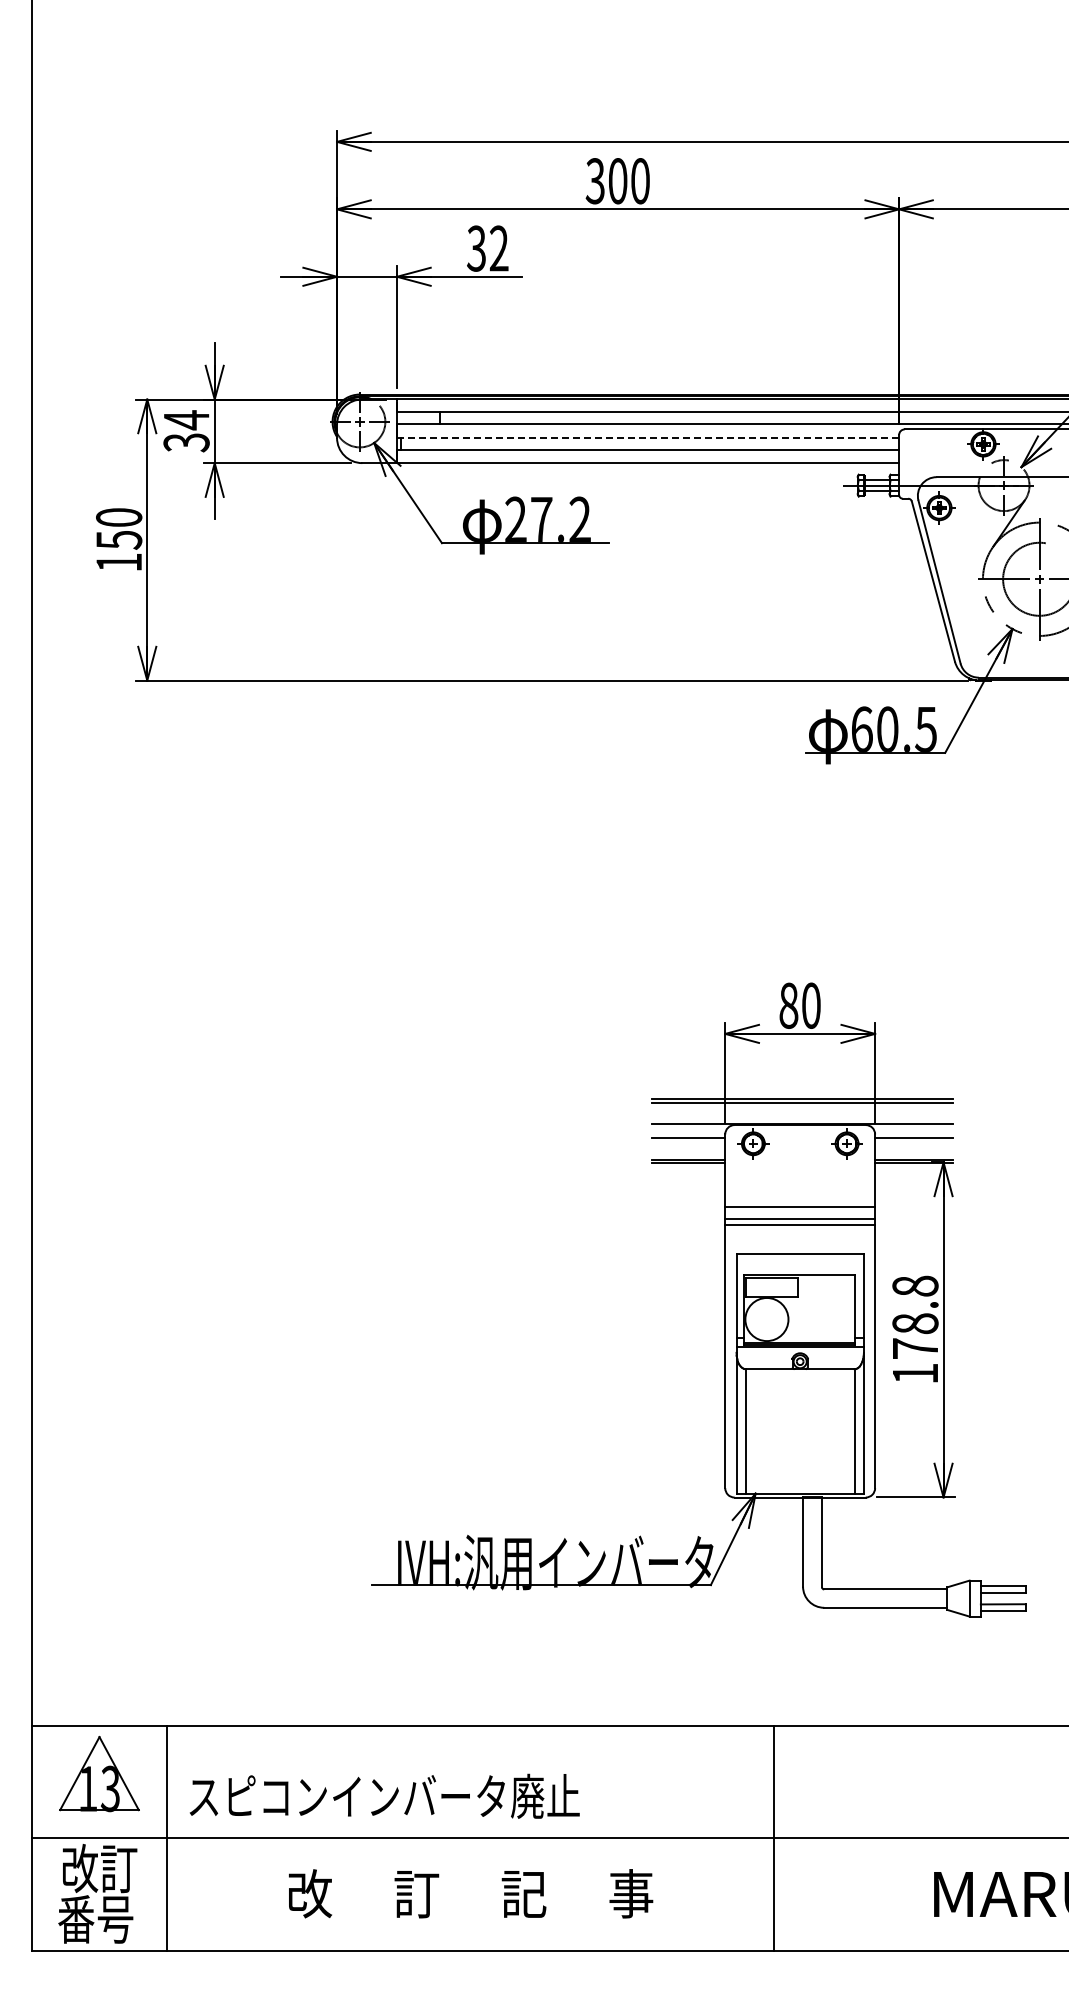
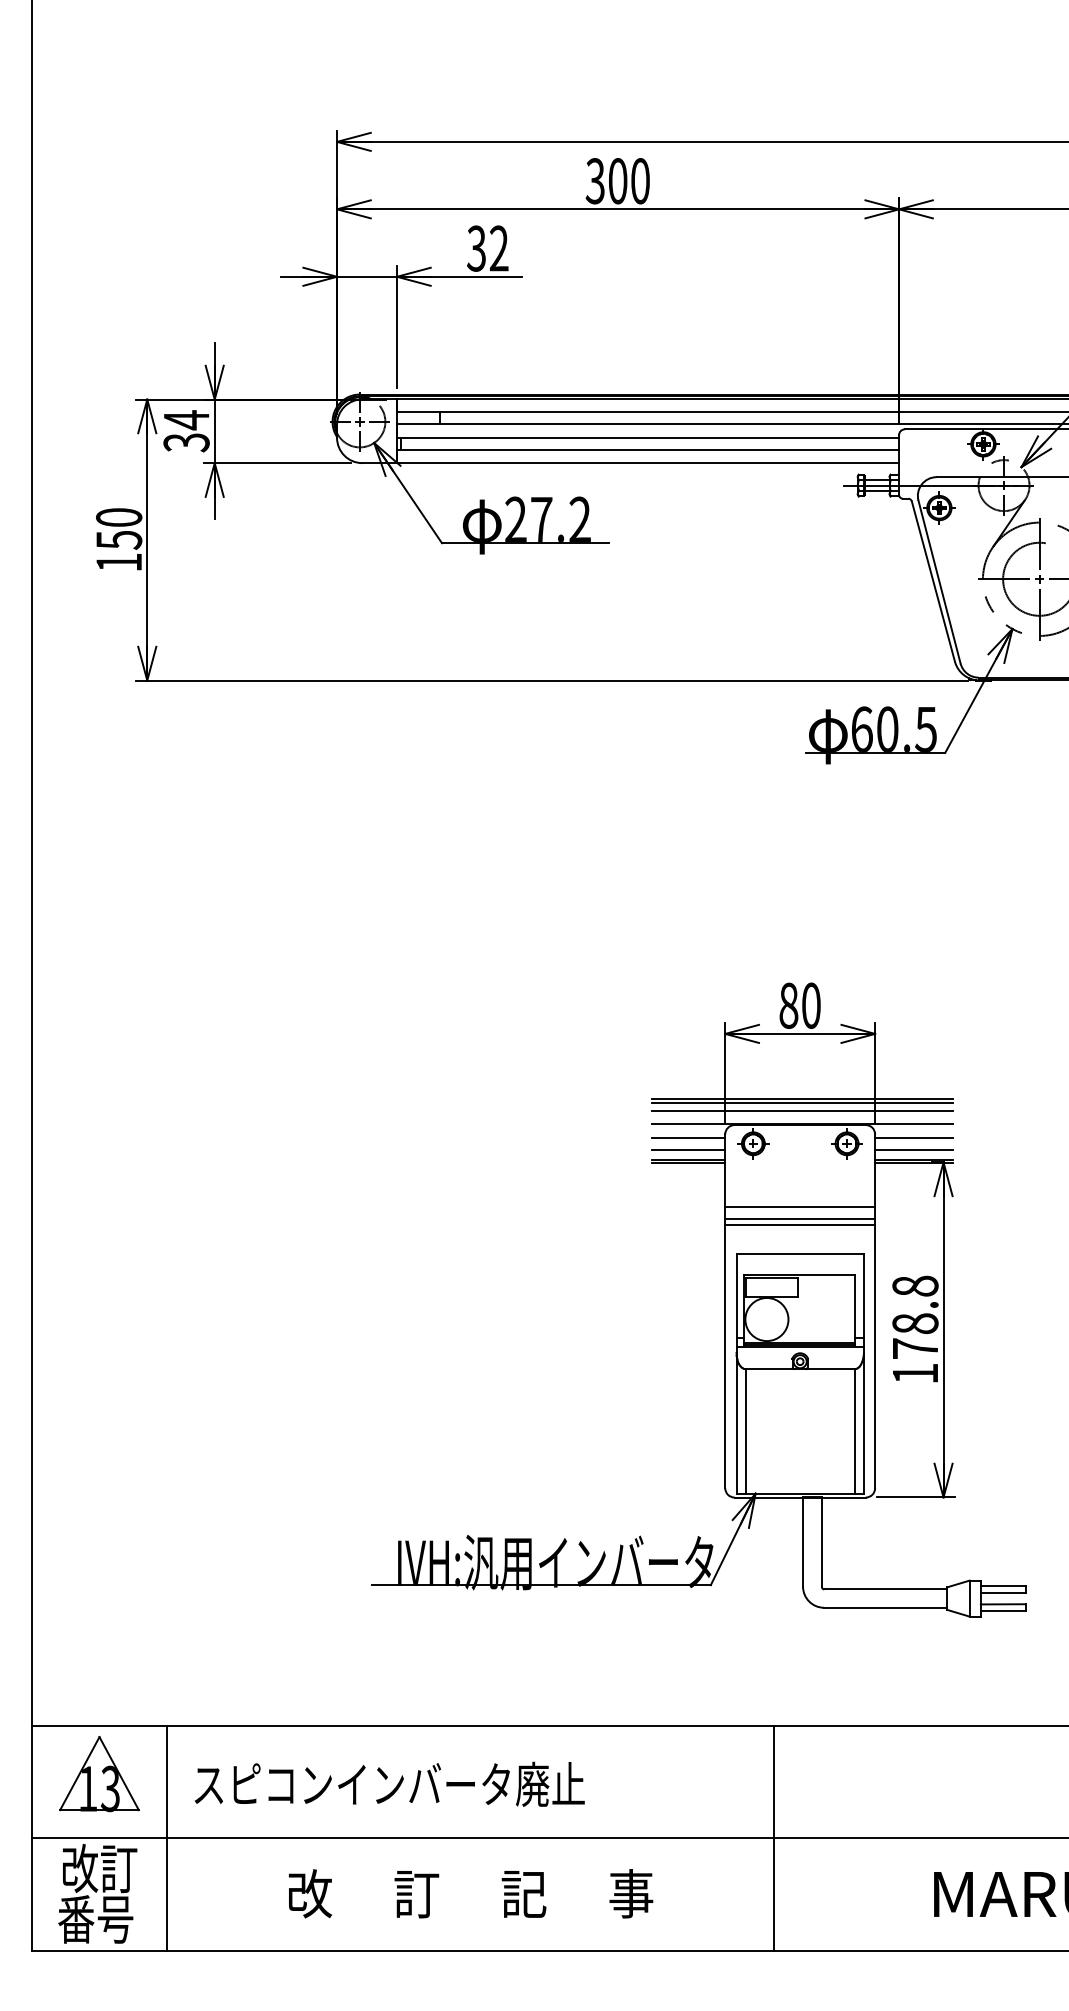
line: dashed -> solid (647, 438)
line: none -> present (802, 1111)
line: none -> present (688, 1149)
line: none -> present (914, 1149)
text position: (384, 1795) -> (389, 1783) (389, 1783)
